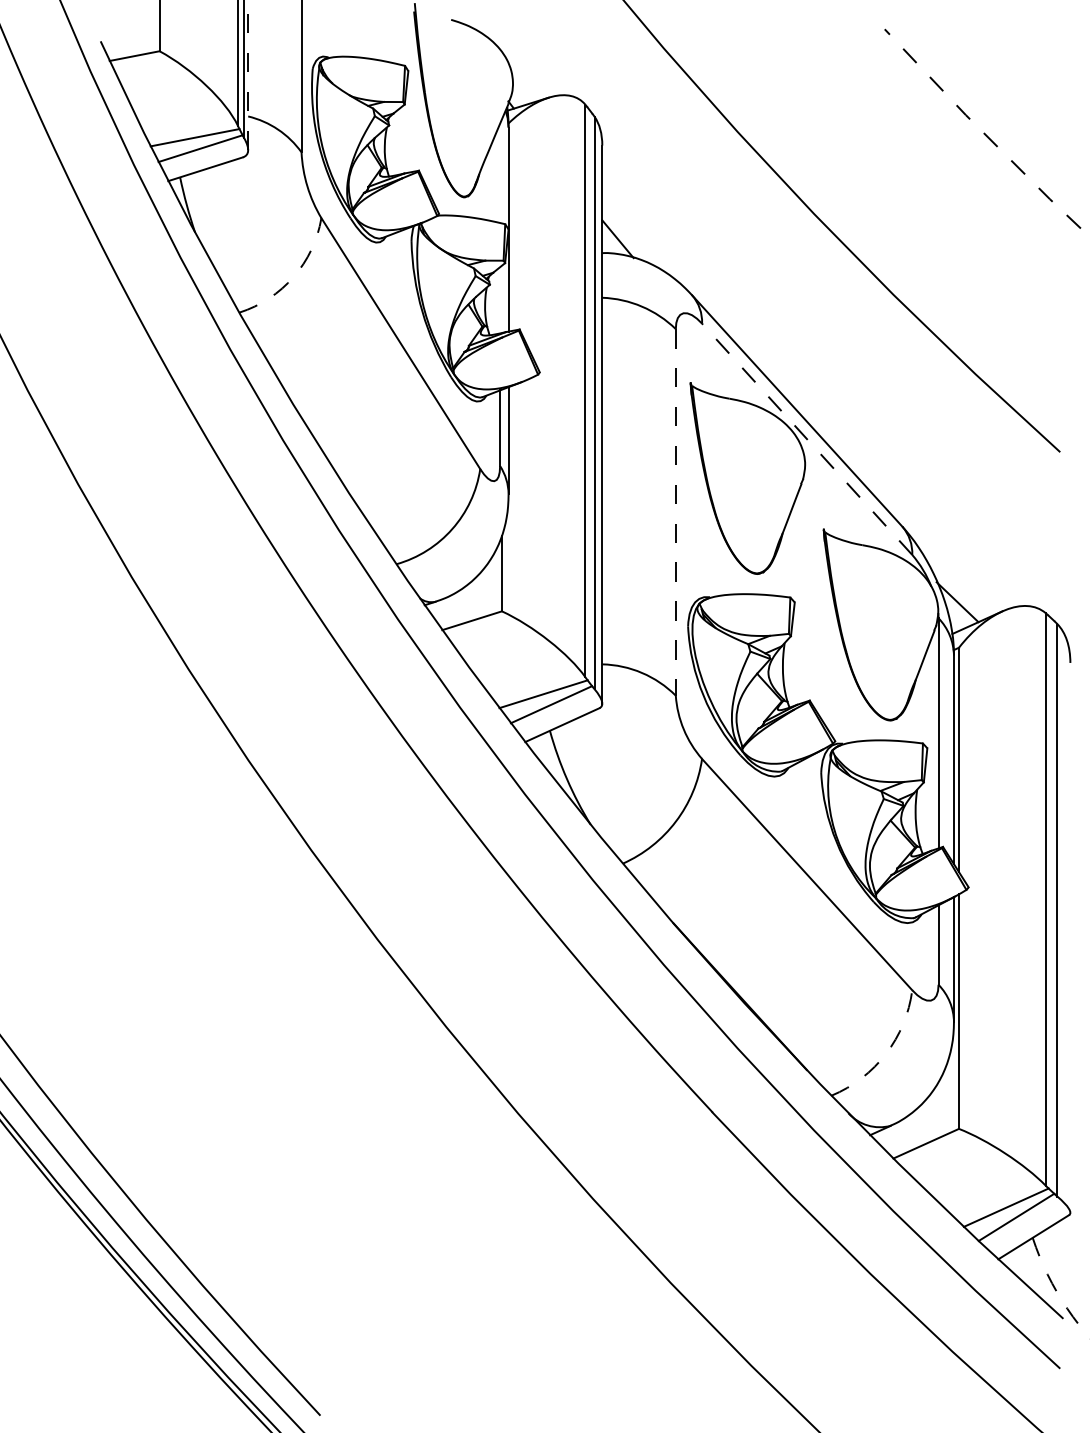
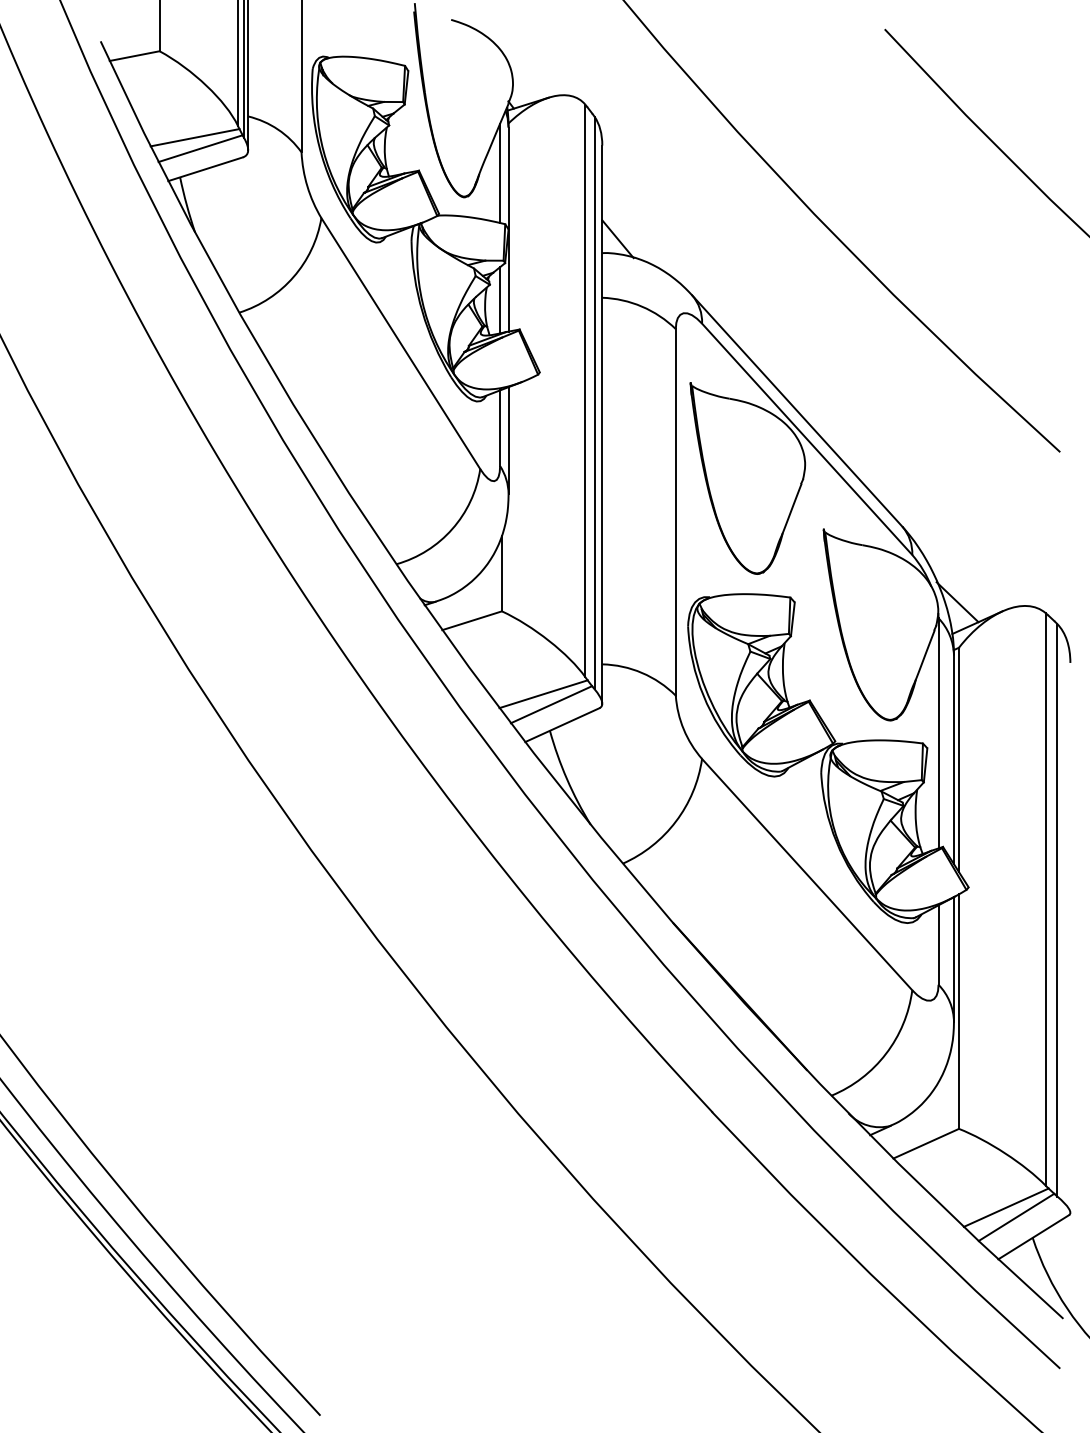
line: dashed -> solid (248, 75)
line: dashed -> solid (985, 134)
line: none -> present (500, 173)
arc: dashed -> solid (293, 276)
line: none -> present (500, 300)
line: dashed -> solid (806, 438)
line: dashed -> solid (675, 512)
arc: dashed -> solid (886, 1053)
arc: dashed -> solid (1056, 1291)
